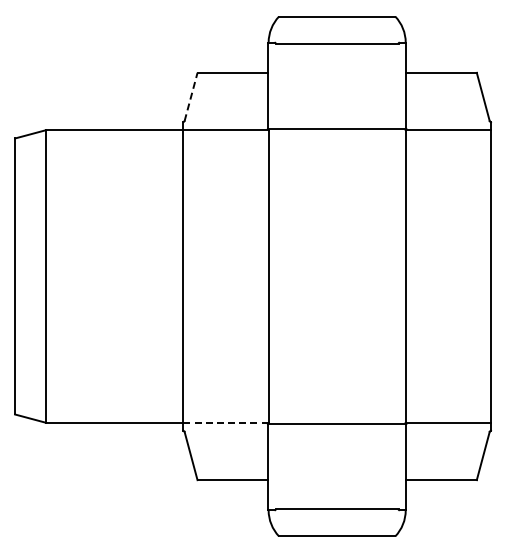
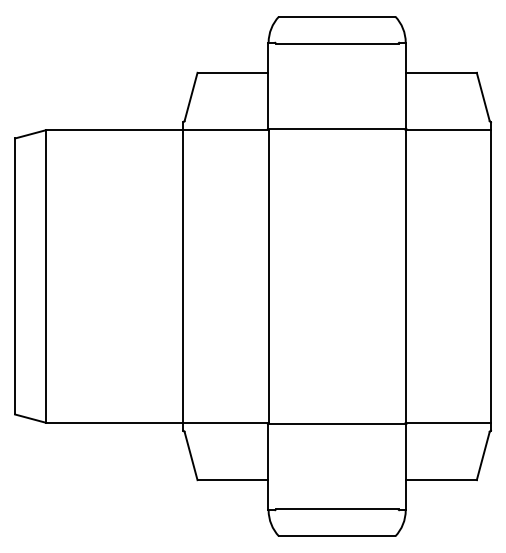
line: dashed -> solid (191, 96)
line: dashed -> solid (226, 422)
